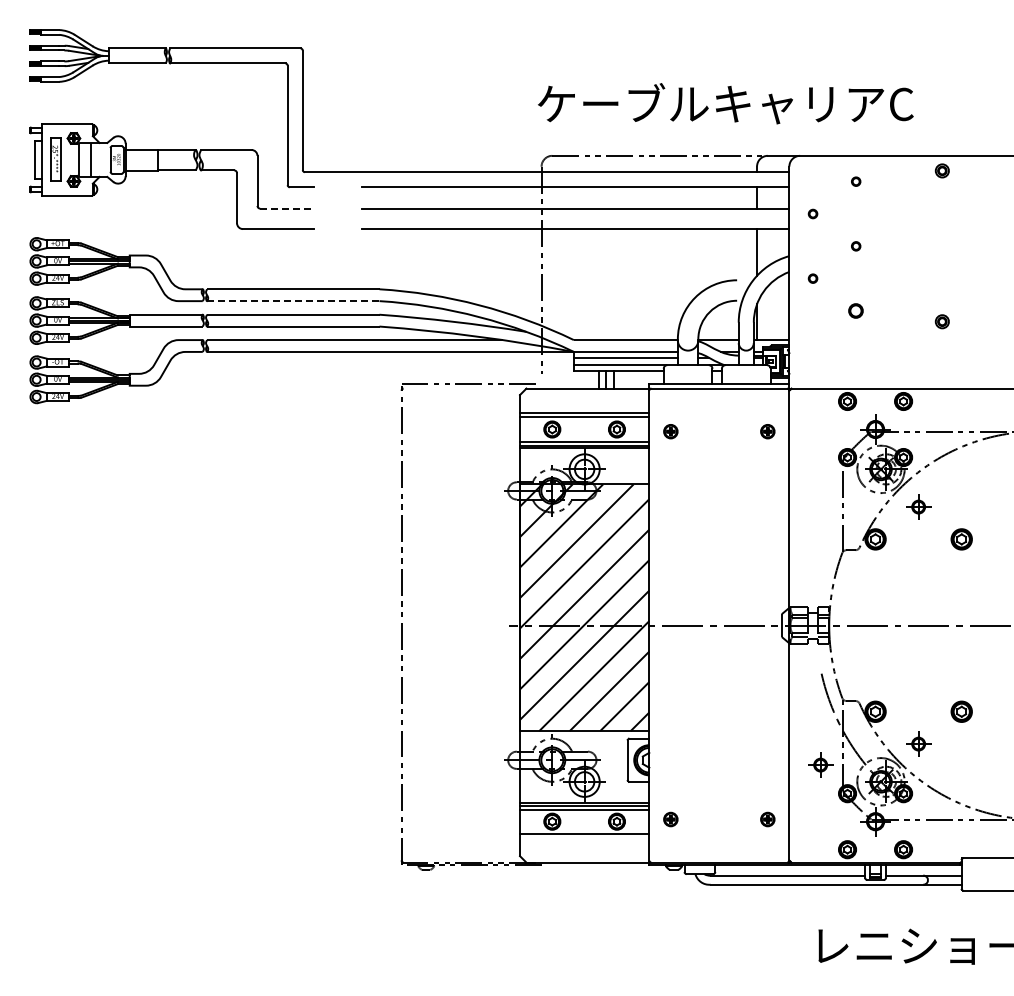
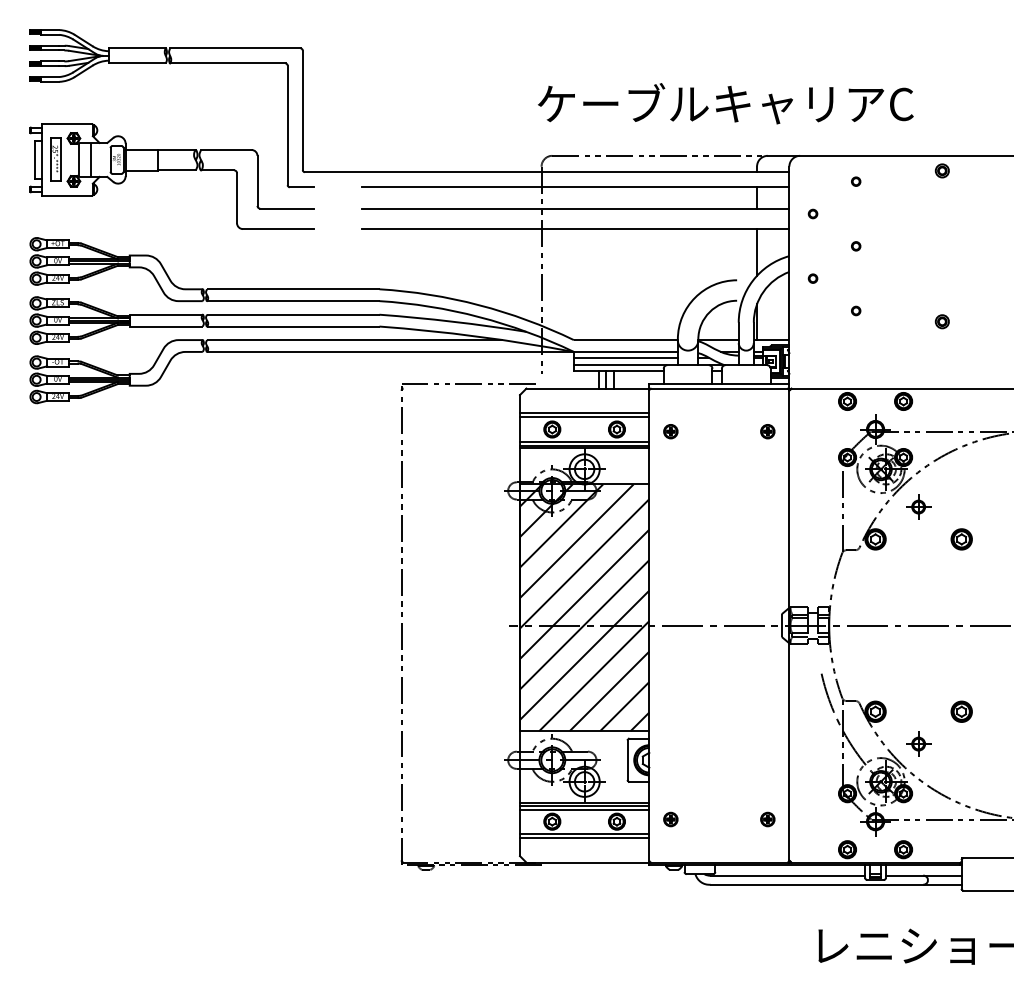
line: dashed -> solid (287, 208)
line: dashed -> solid (293, 301)
part size: 16x16 px -> 11x12 px (856, 310)
part: present -> none (820, 764)
line: none -> present (584, 837)
